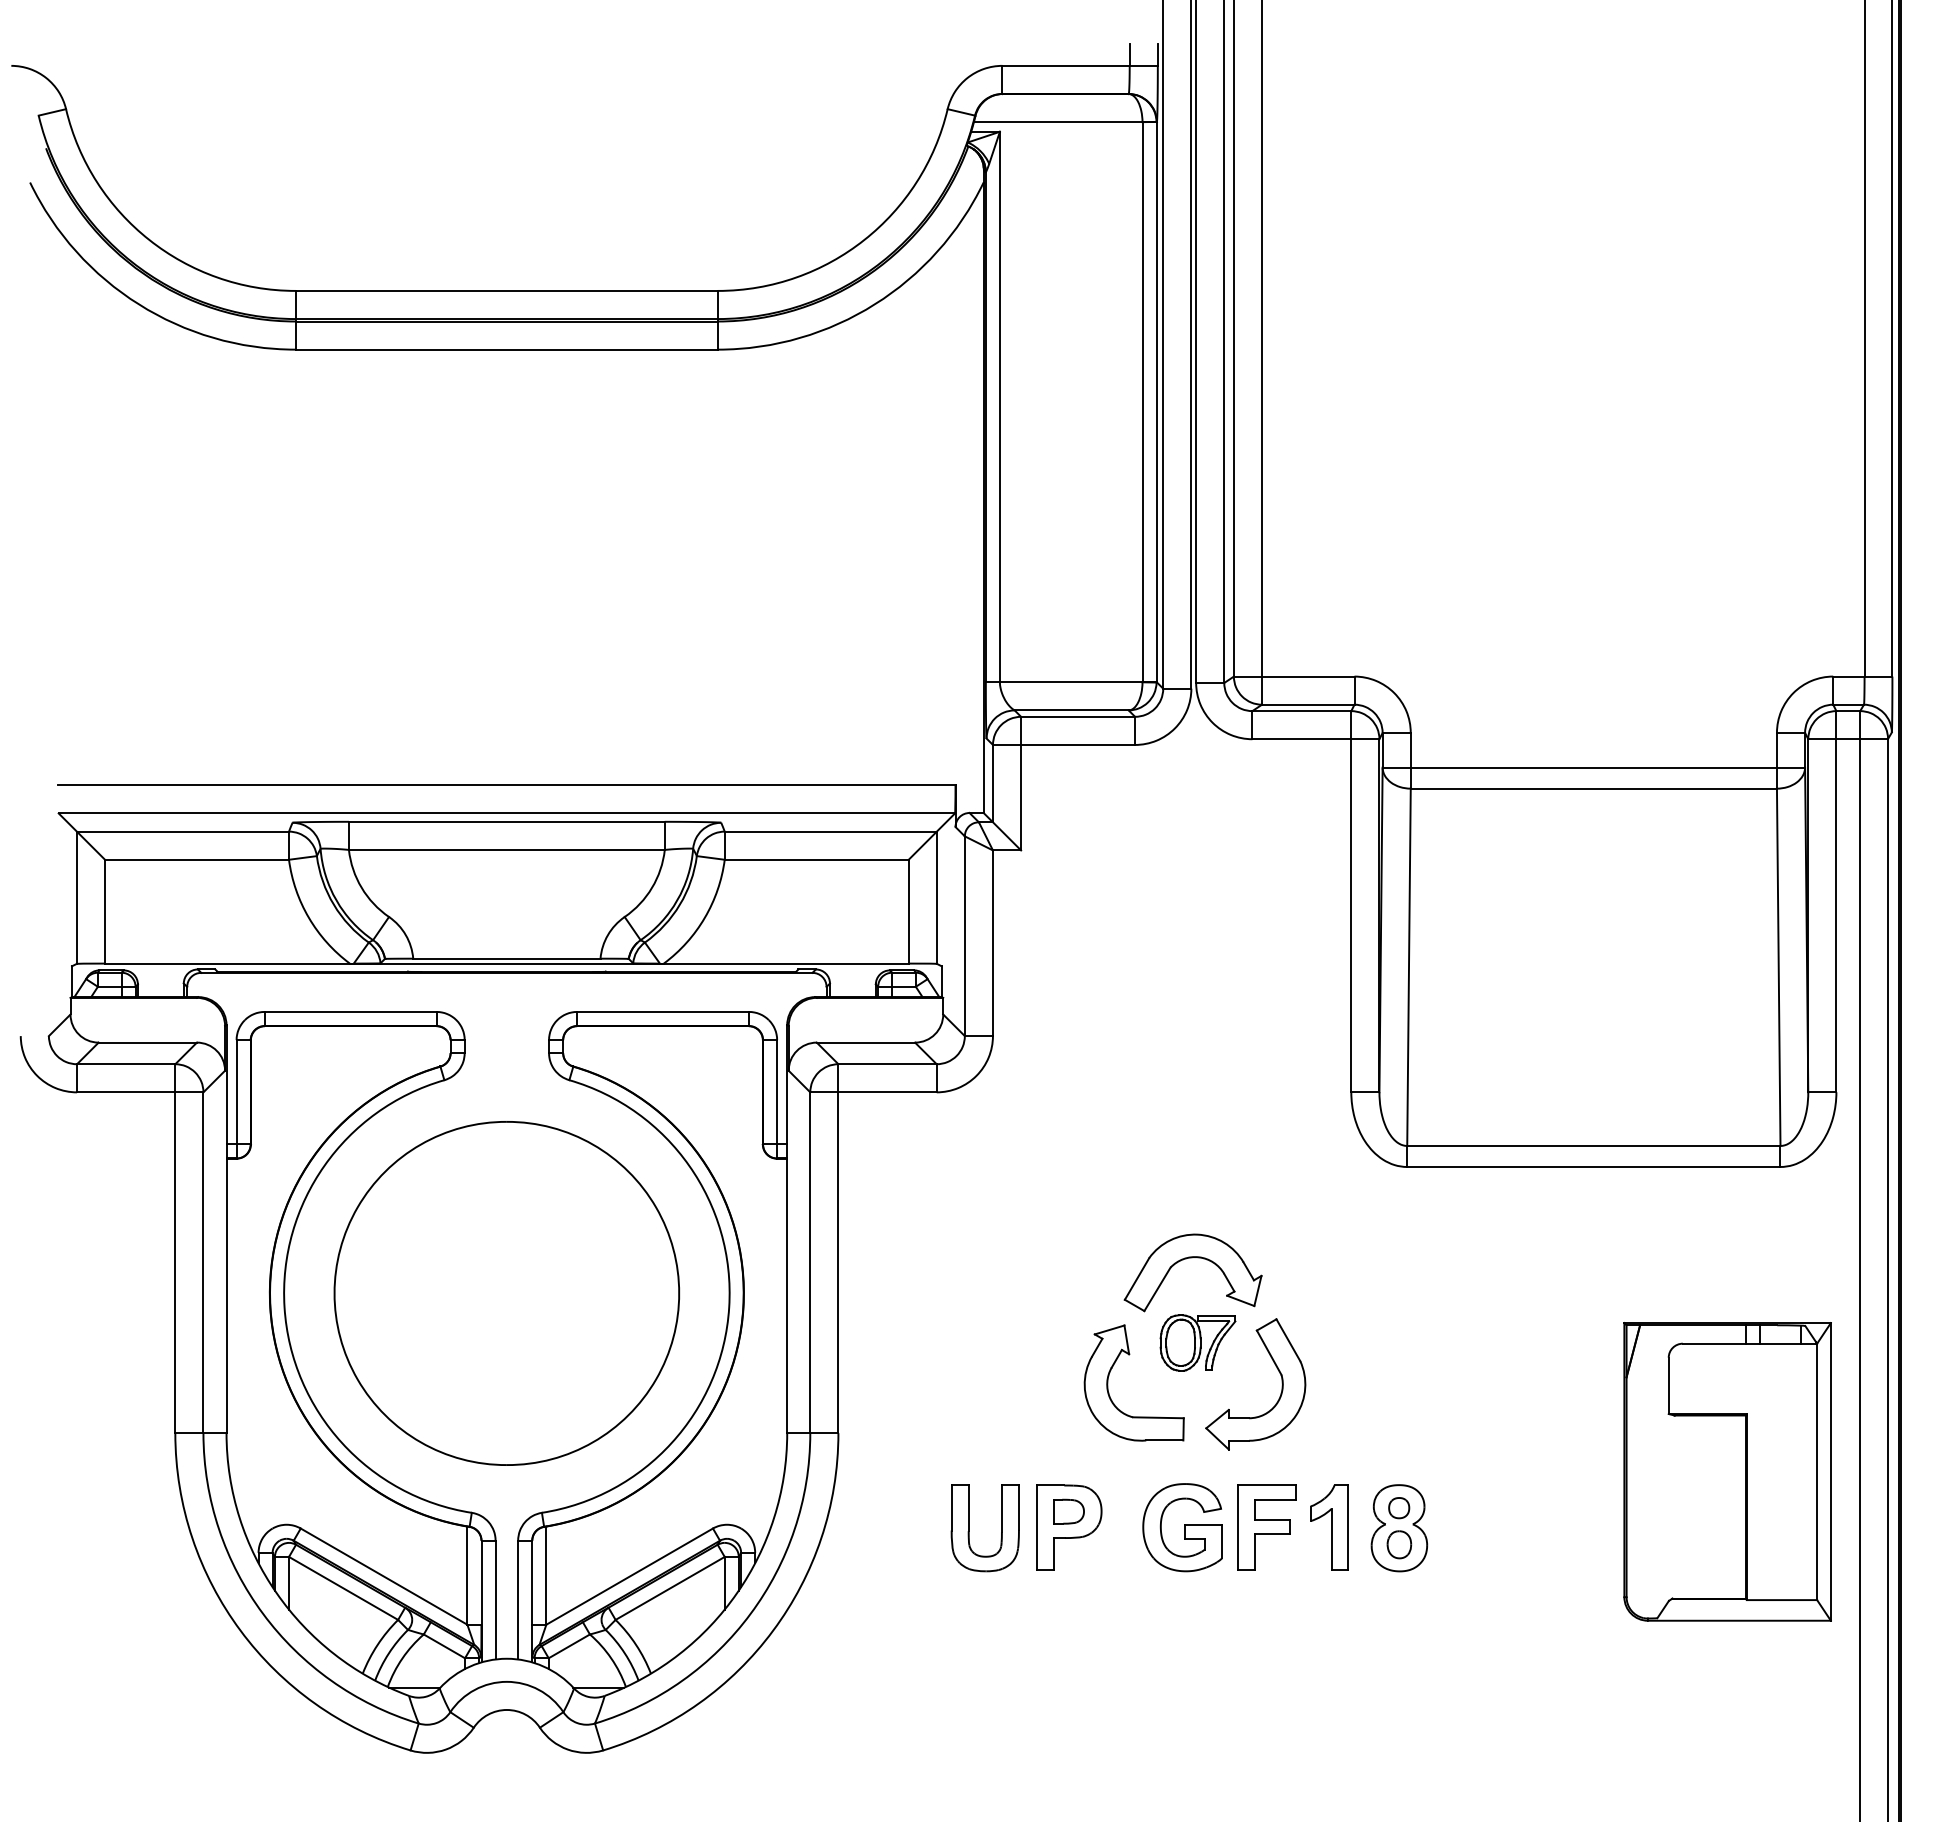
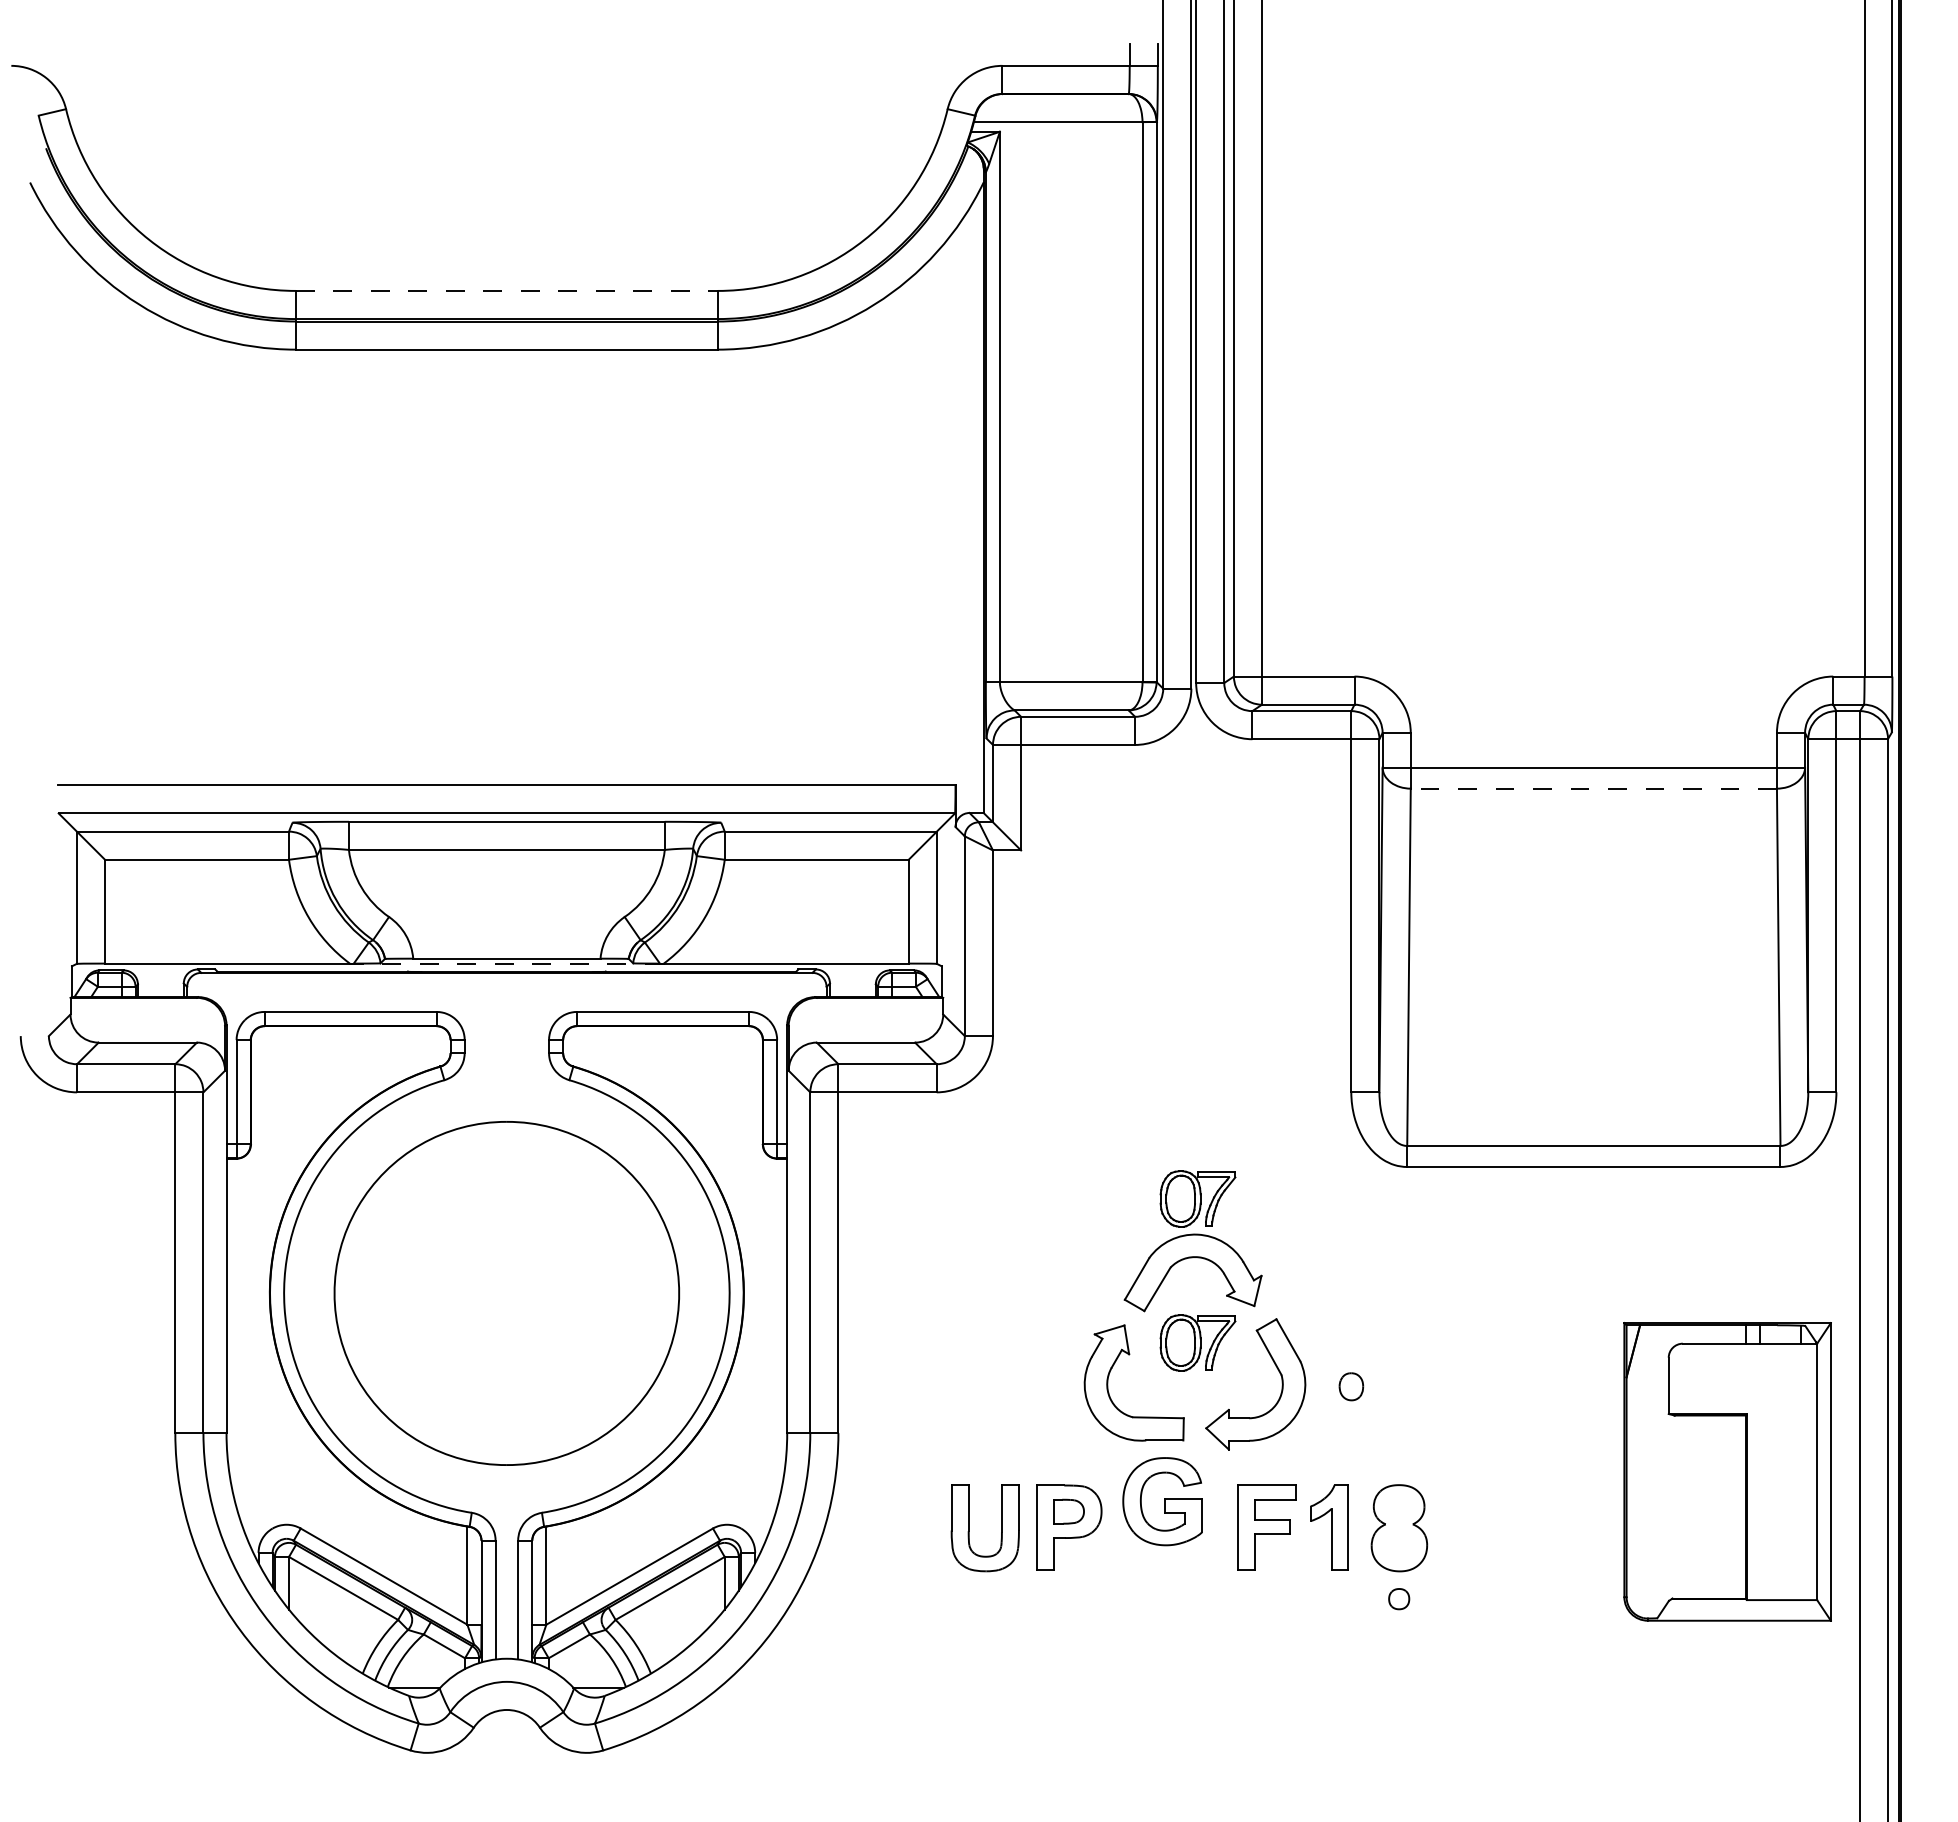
line: solid -> dashed (506, 290)
line: solid -> dashed (1593, 788)
line: solid -> dashed (506, 963)
part: none -> present (1197, 1198)
part position: (1399, 1508) -> (1399, 1599) (1399, 1599)
part position: (1182, 1527) -> (1162, 1501) (1162, 1501)
part position: (1399, 1544) -> (1351, 1386) (1351, 1386)
